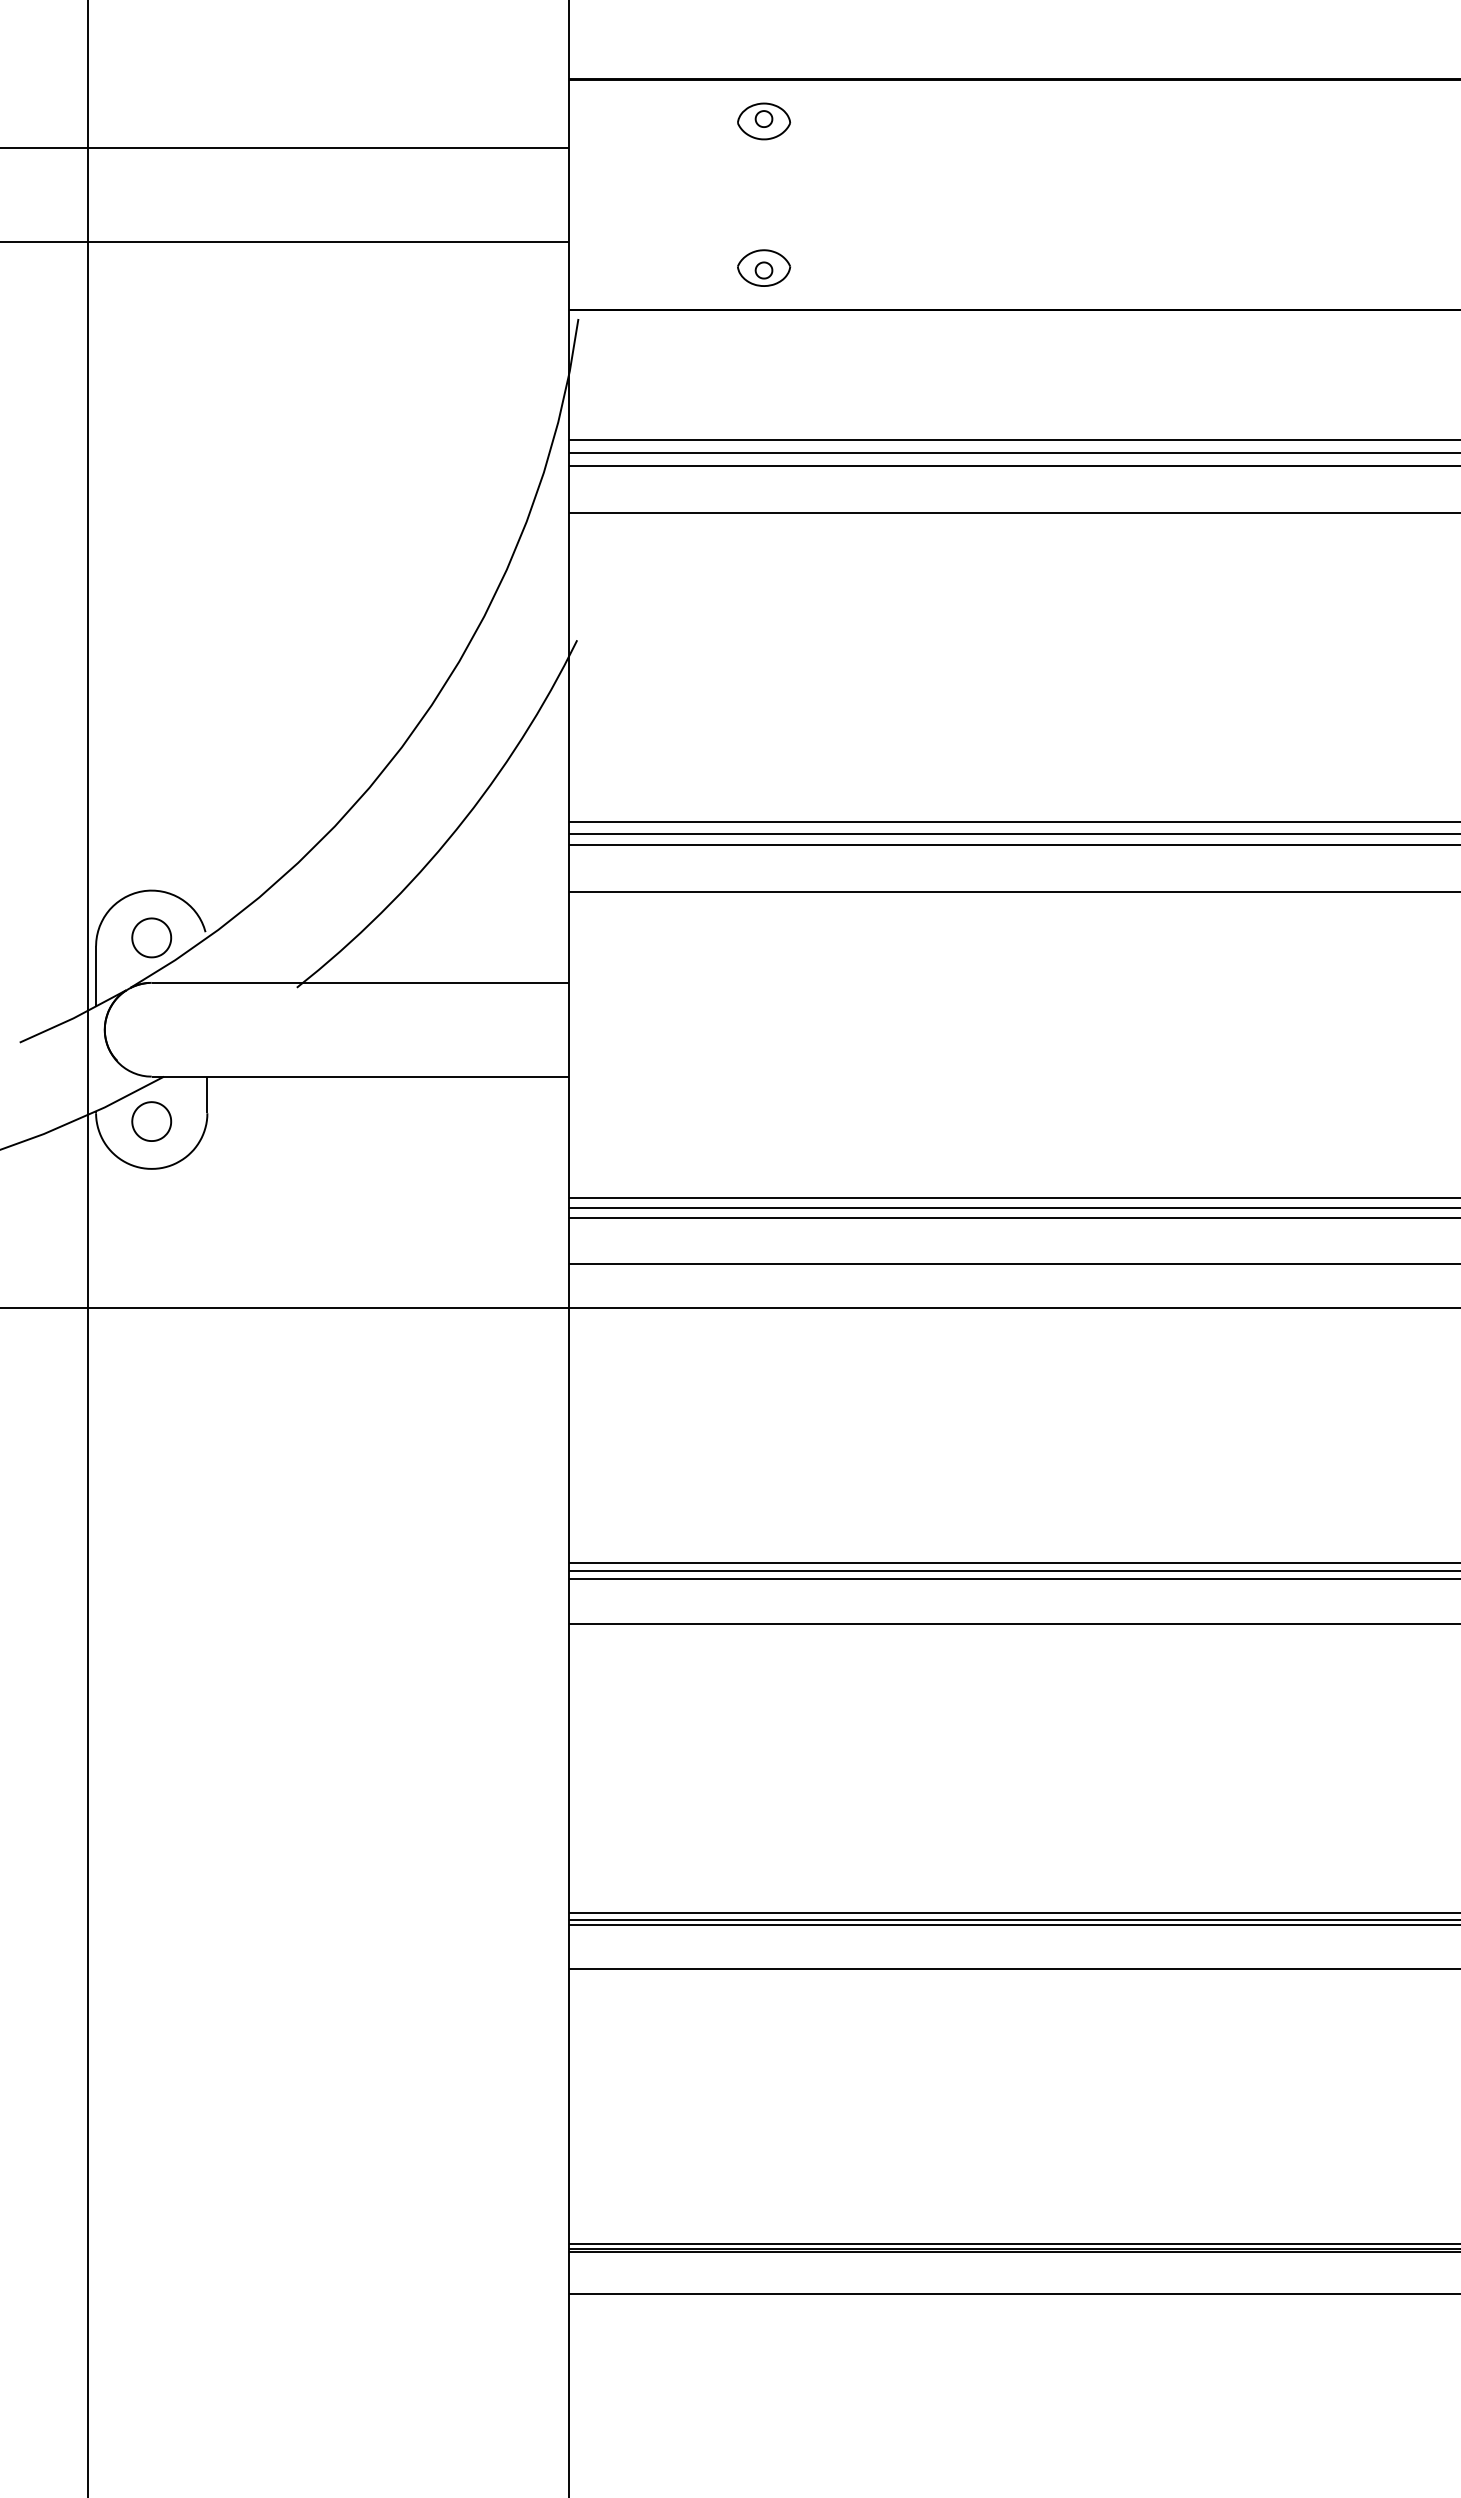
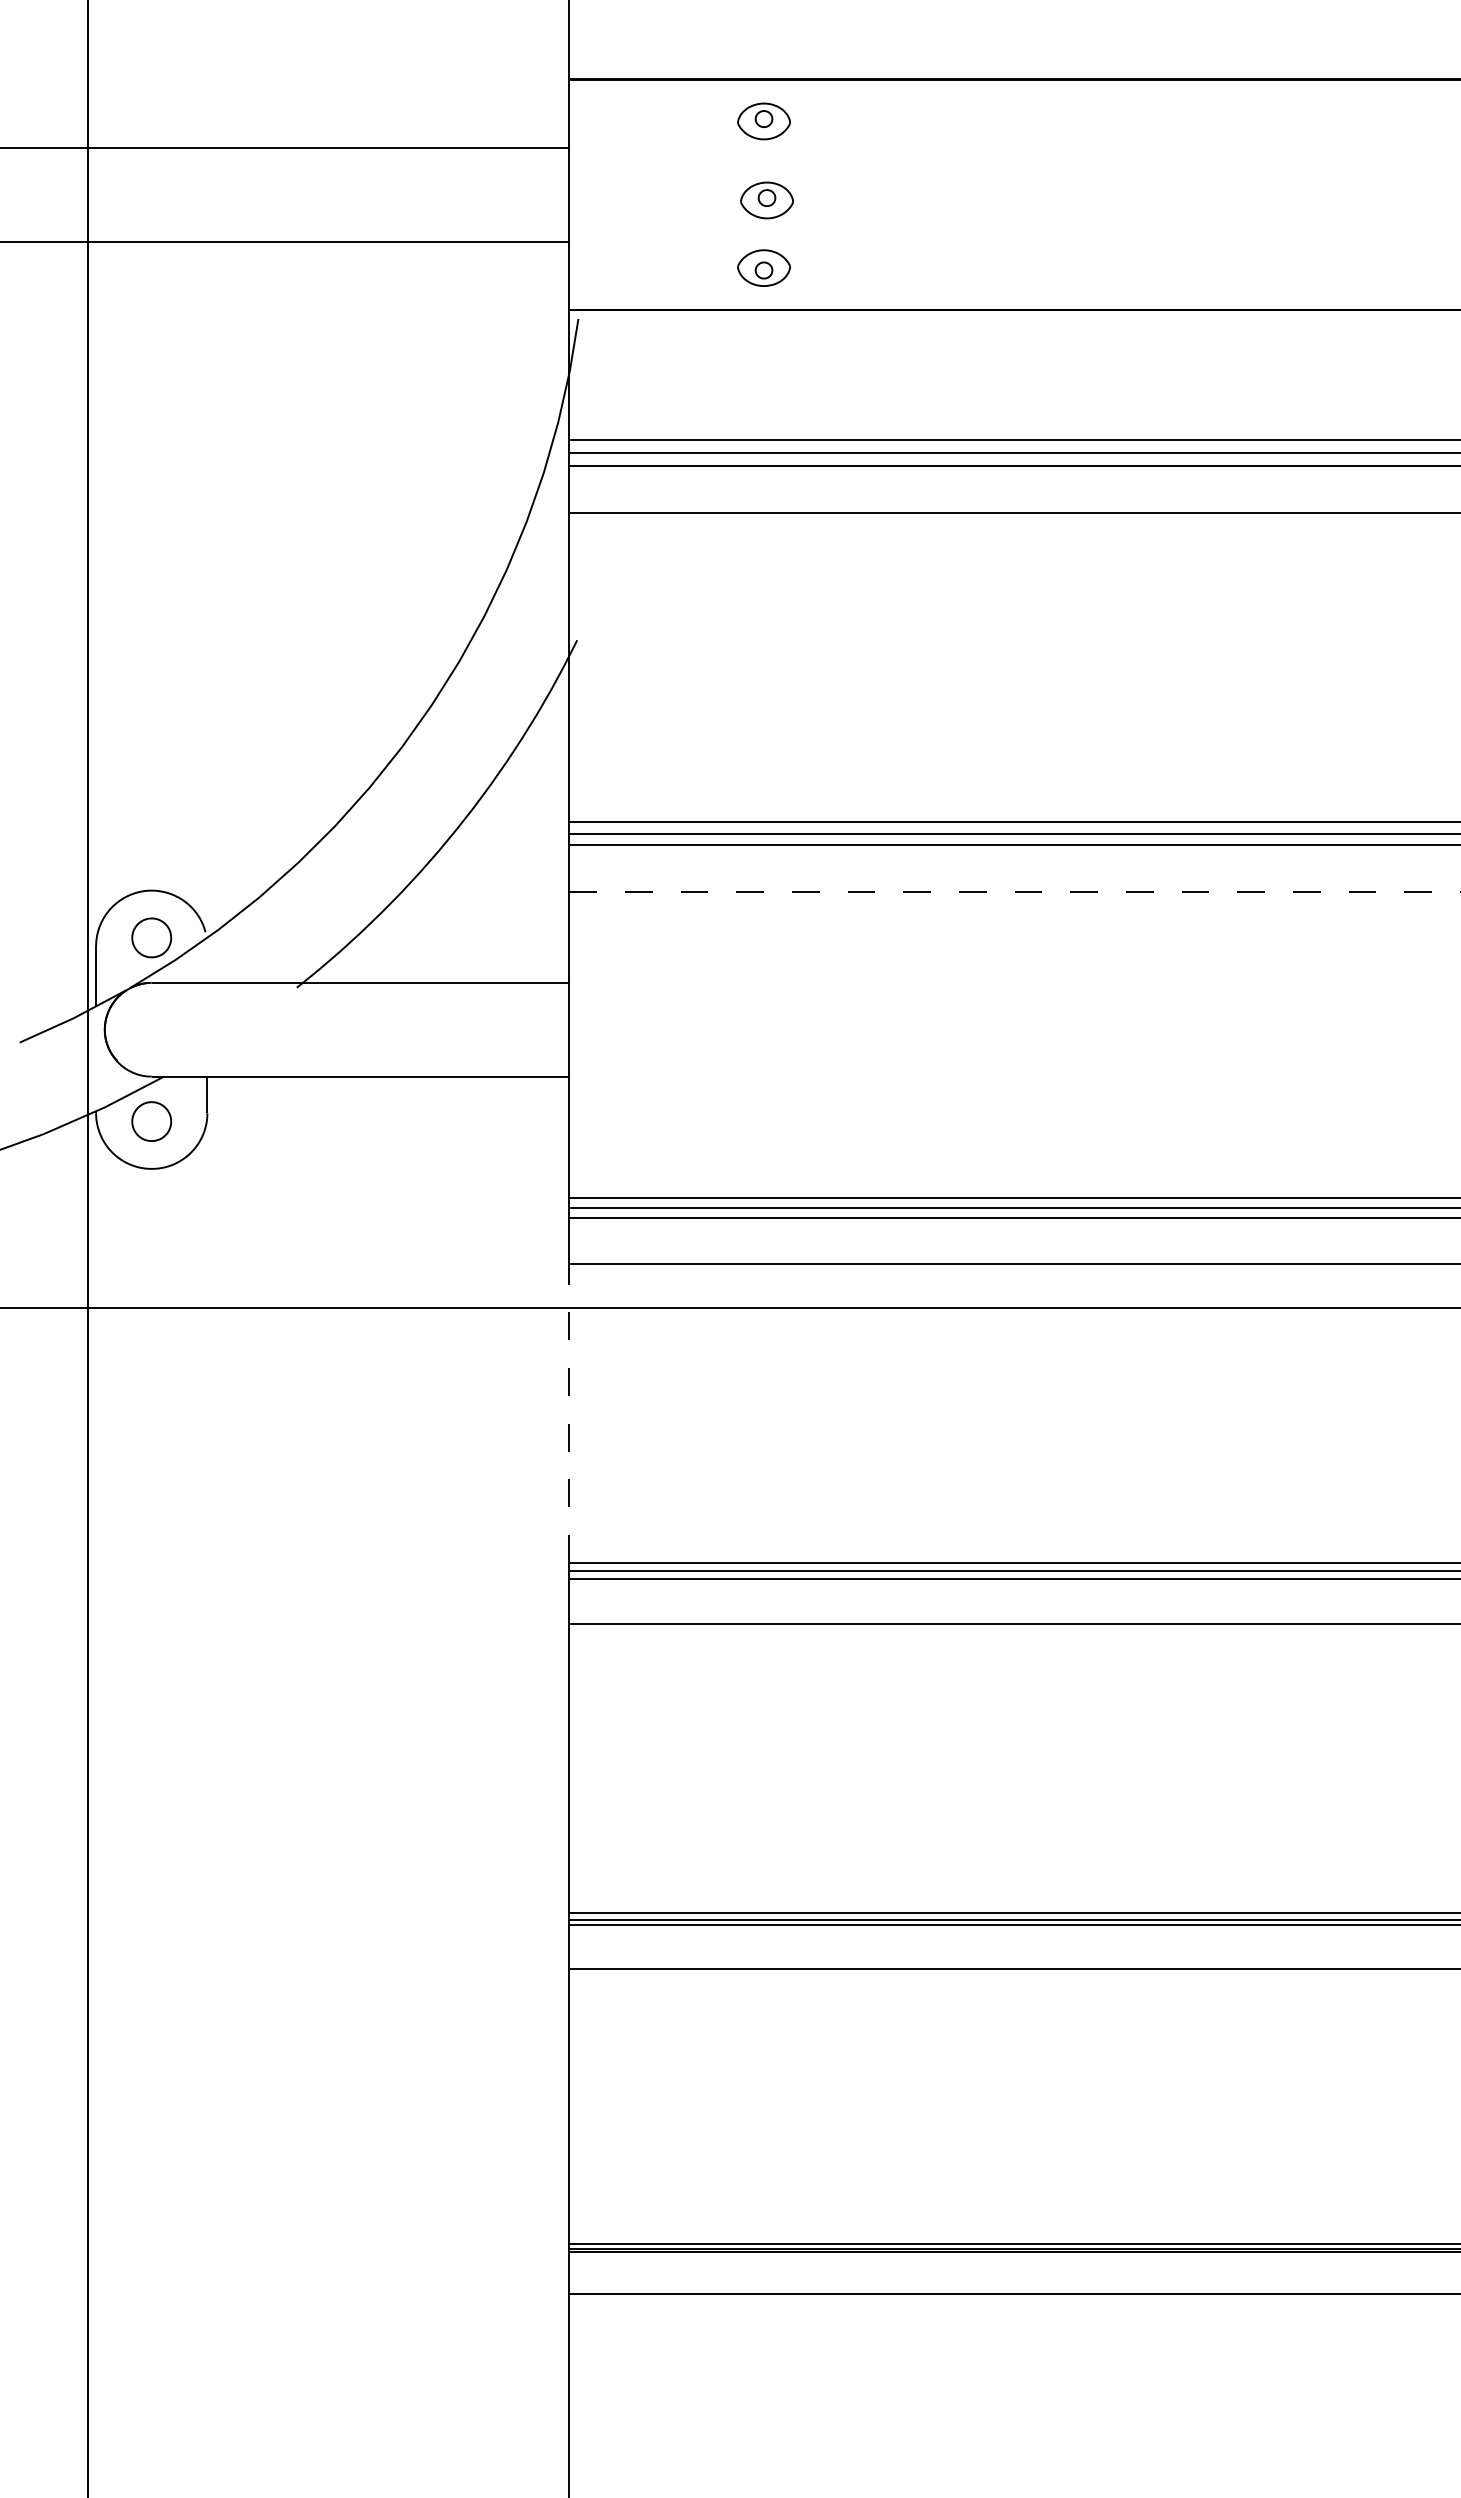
part: none -> present (767, 200)
line: solid -> dashed (1015, 892)
line: solid -> dashed (569, 1413)
